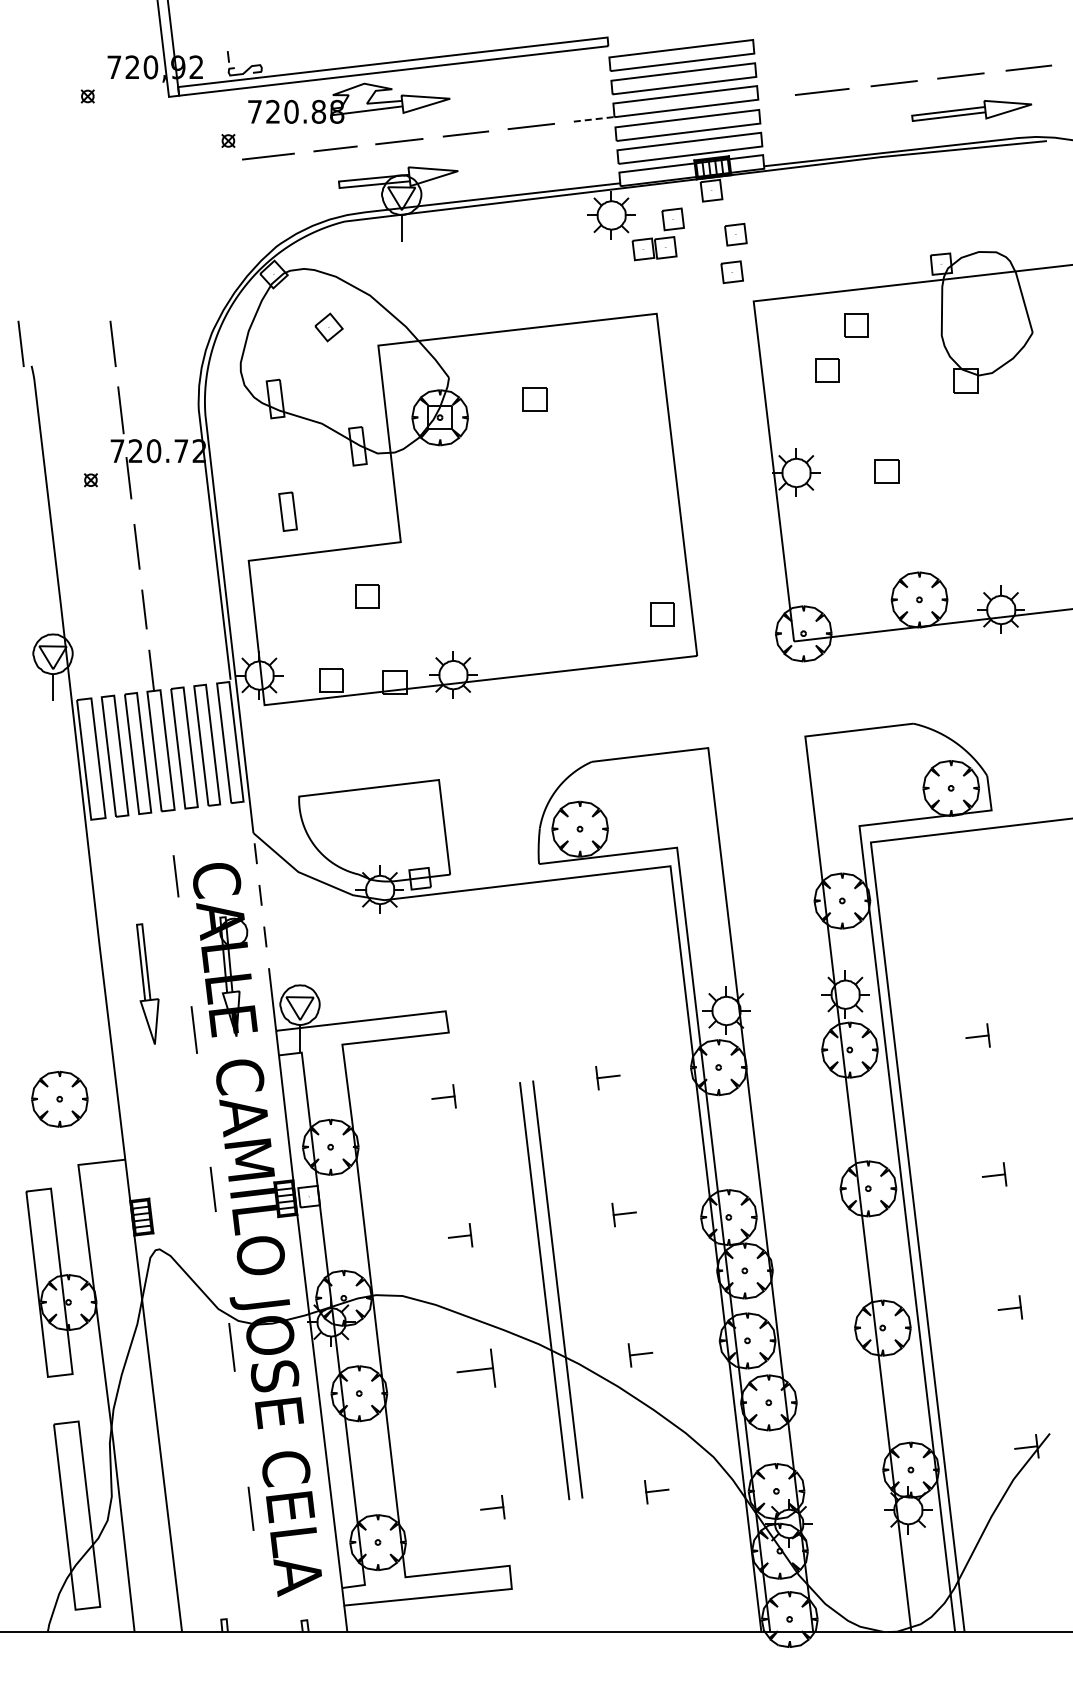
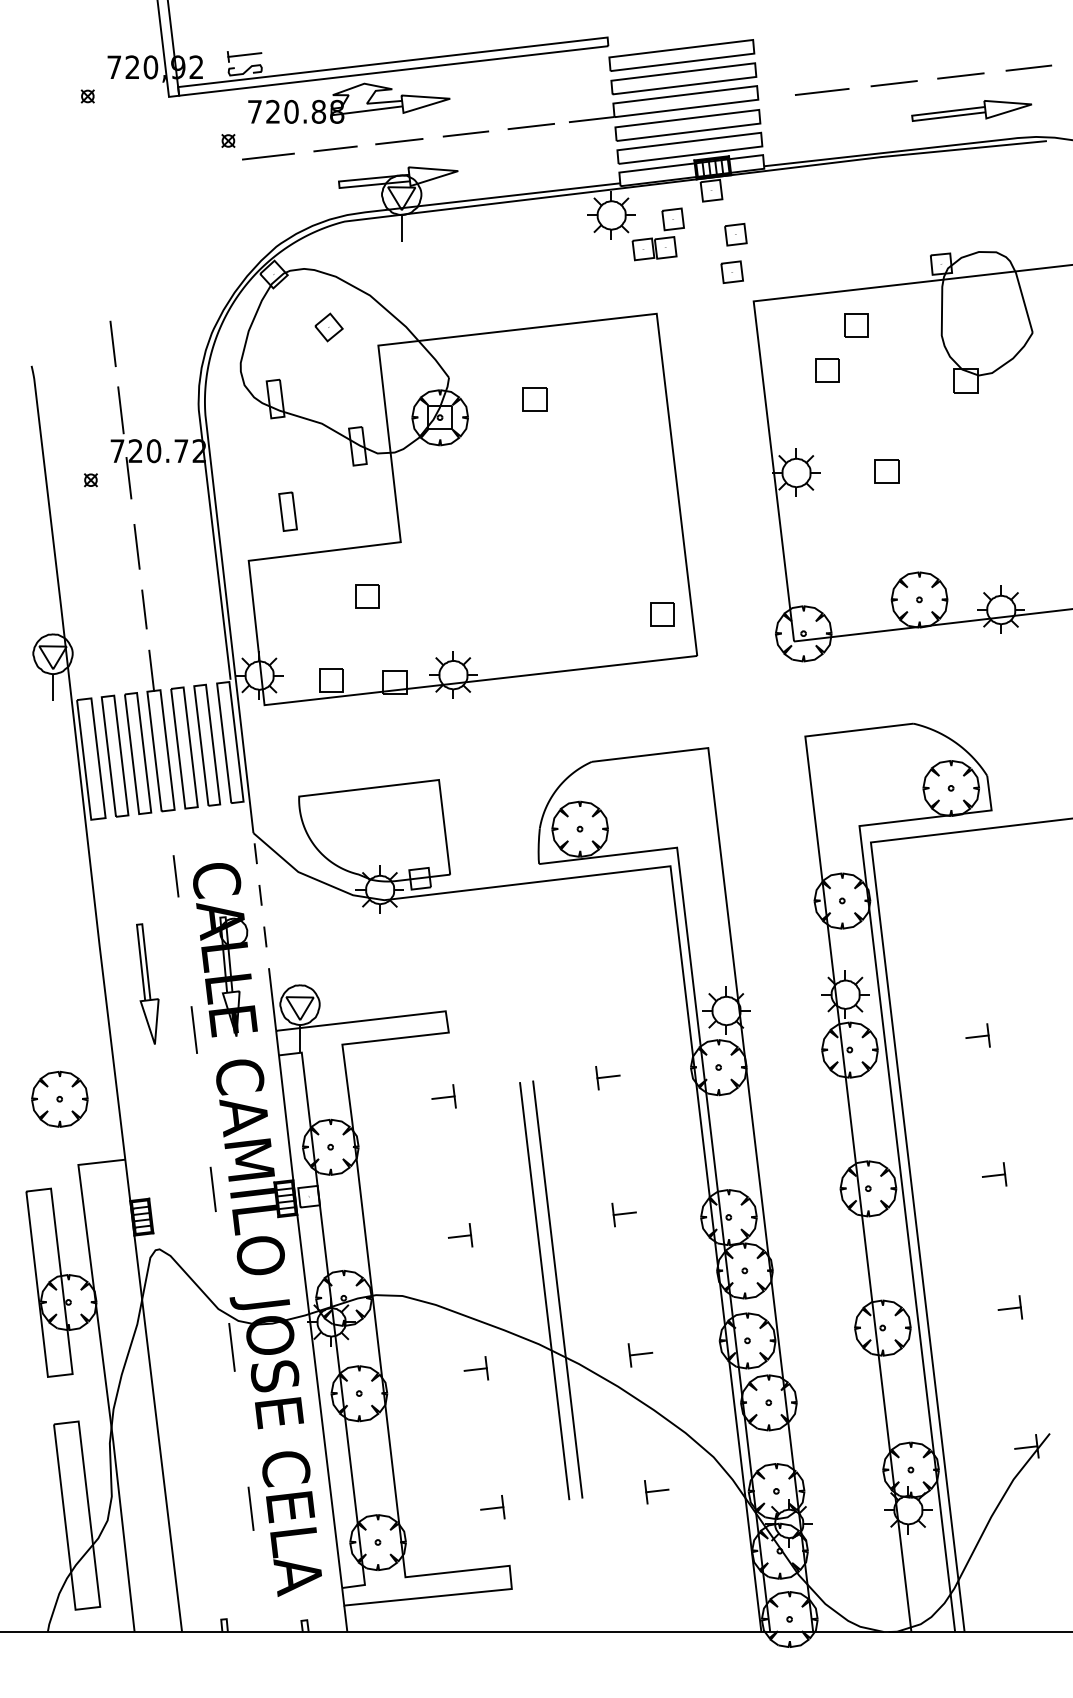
line: none -> present (244, 54)
line: dashed -> solid (591, 119)
line: present -> none (20, 343)
part size: 41x40 px -> 27x25 px (476, 1368)
